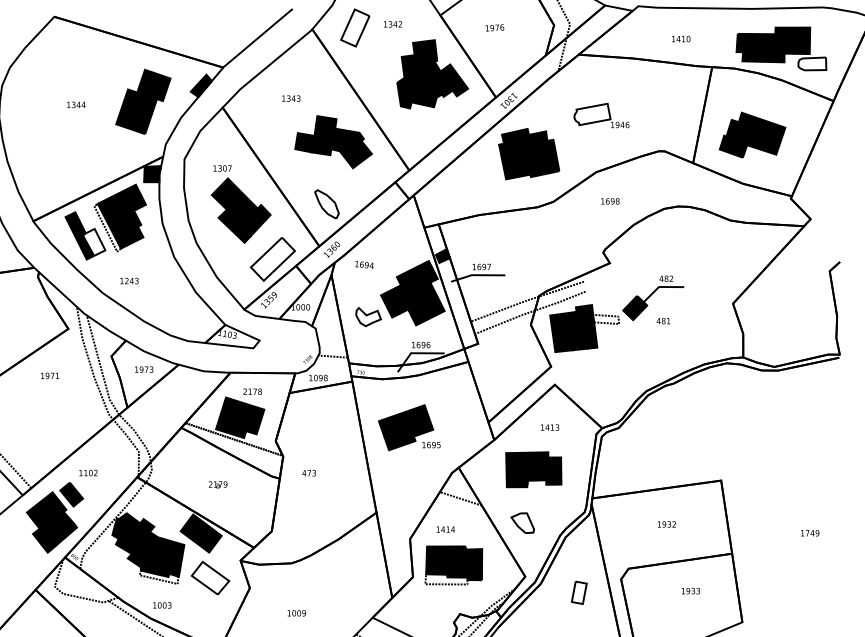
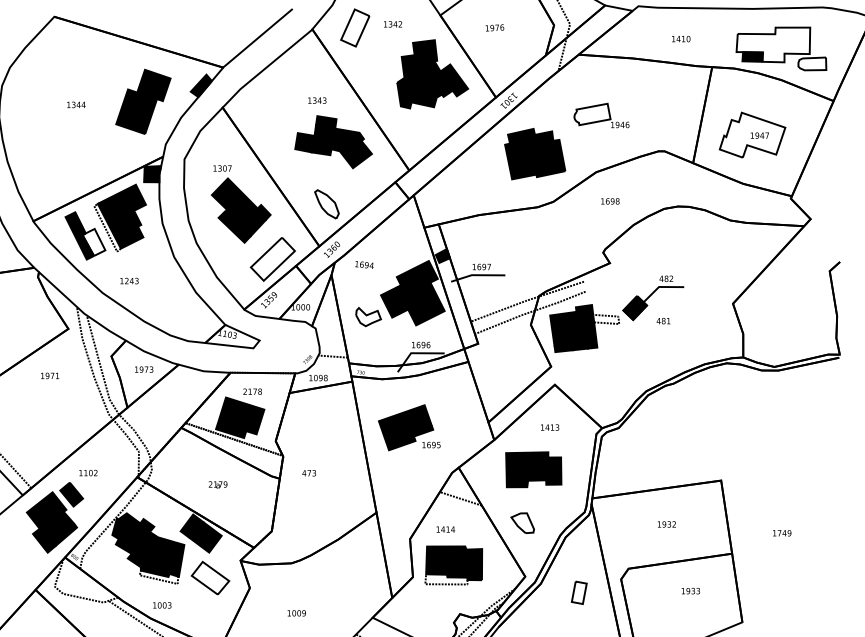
fill: present -> none (773, 44)
text position: (291, 98) -> (317, 100) (317, 100)
fill: present -> none (752, 134)
part position: (529, 154) -> (535, 154) (535, 154)
text position: (810, 533) -> (782, 533) (782, 533)
